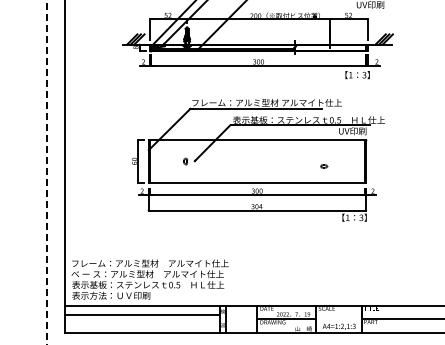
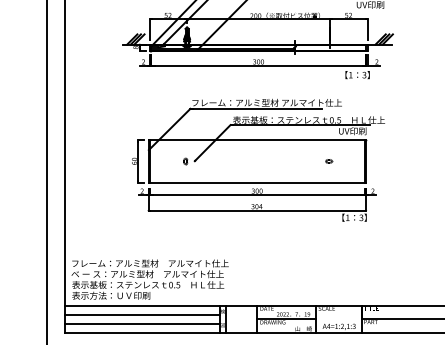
part position: (324, 166) -> (329, 161) (329, 161)
line: dashed -> solid (47, 172)
line: none -> present (142, 323)
